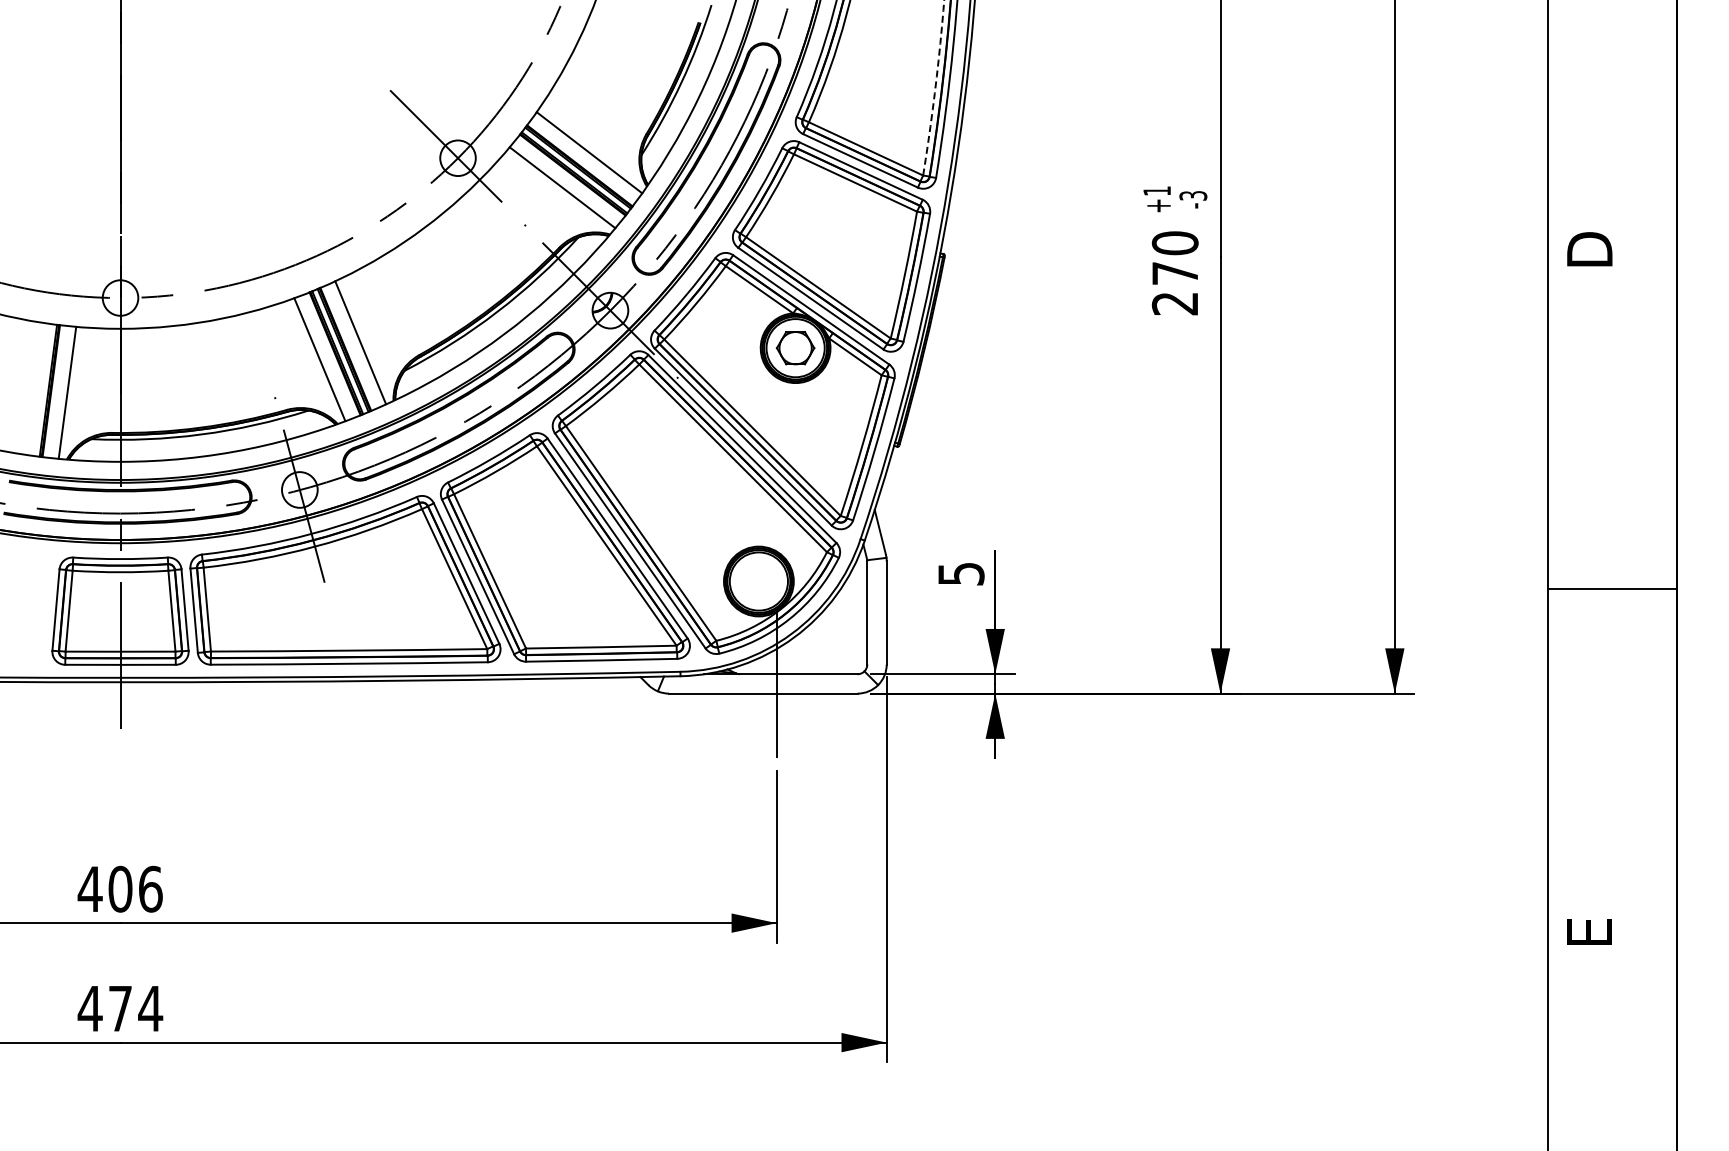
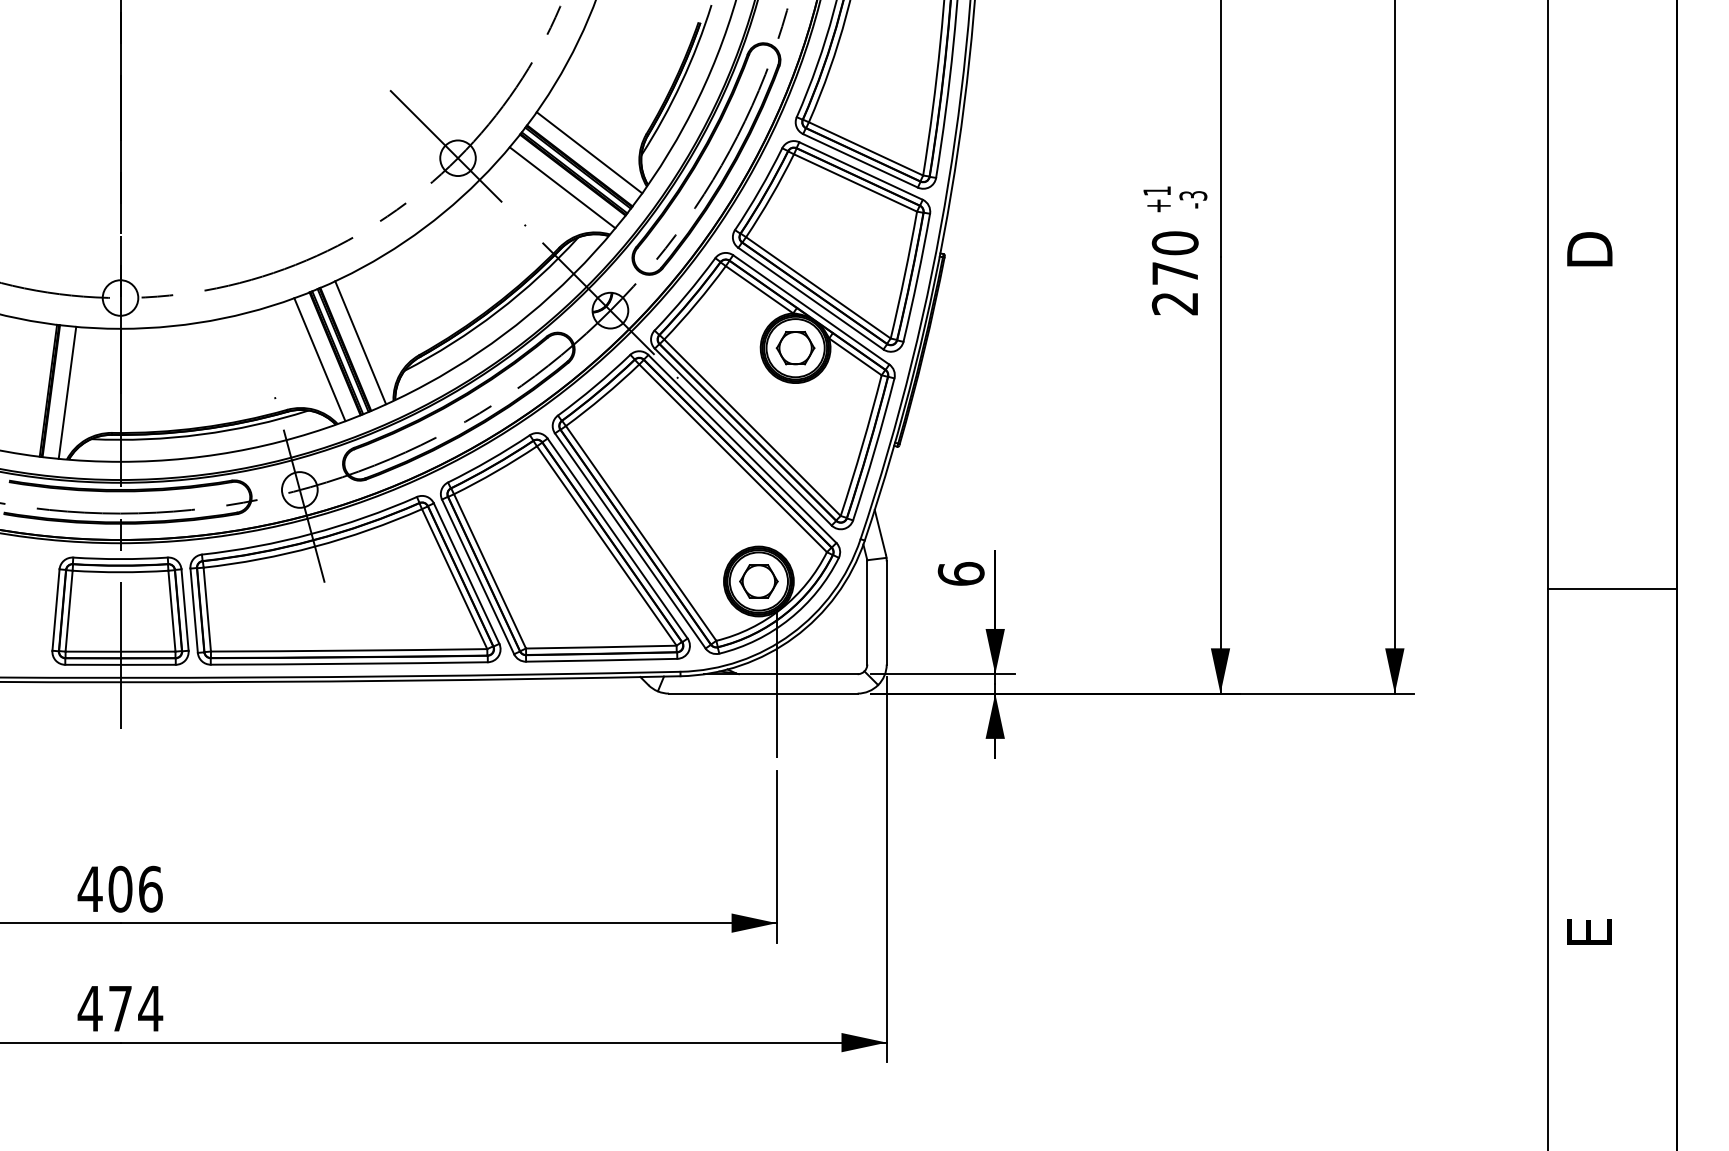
arc: dashed -> solid (935, 87)
text: 5 -> 6 (960, 573)
part: none -> present (758, 581)
